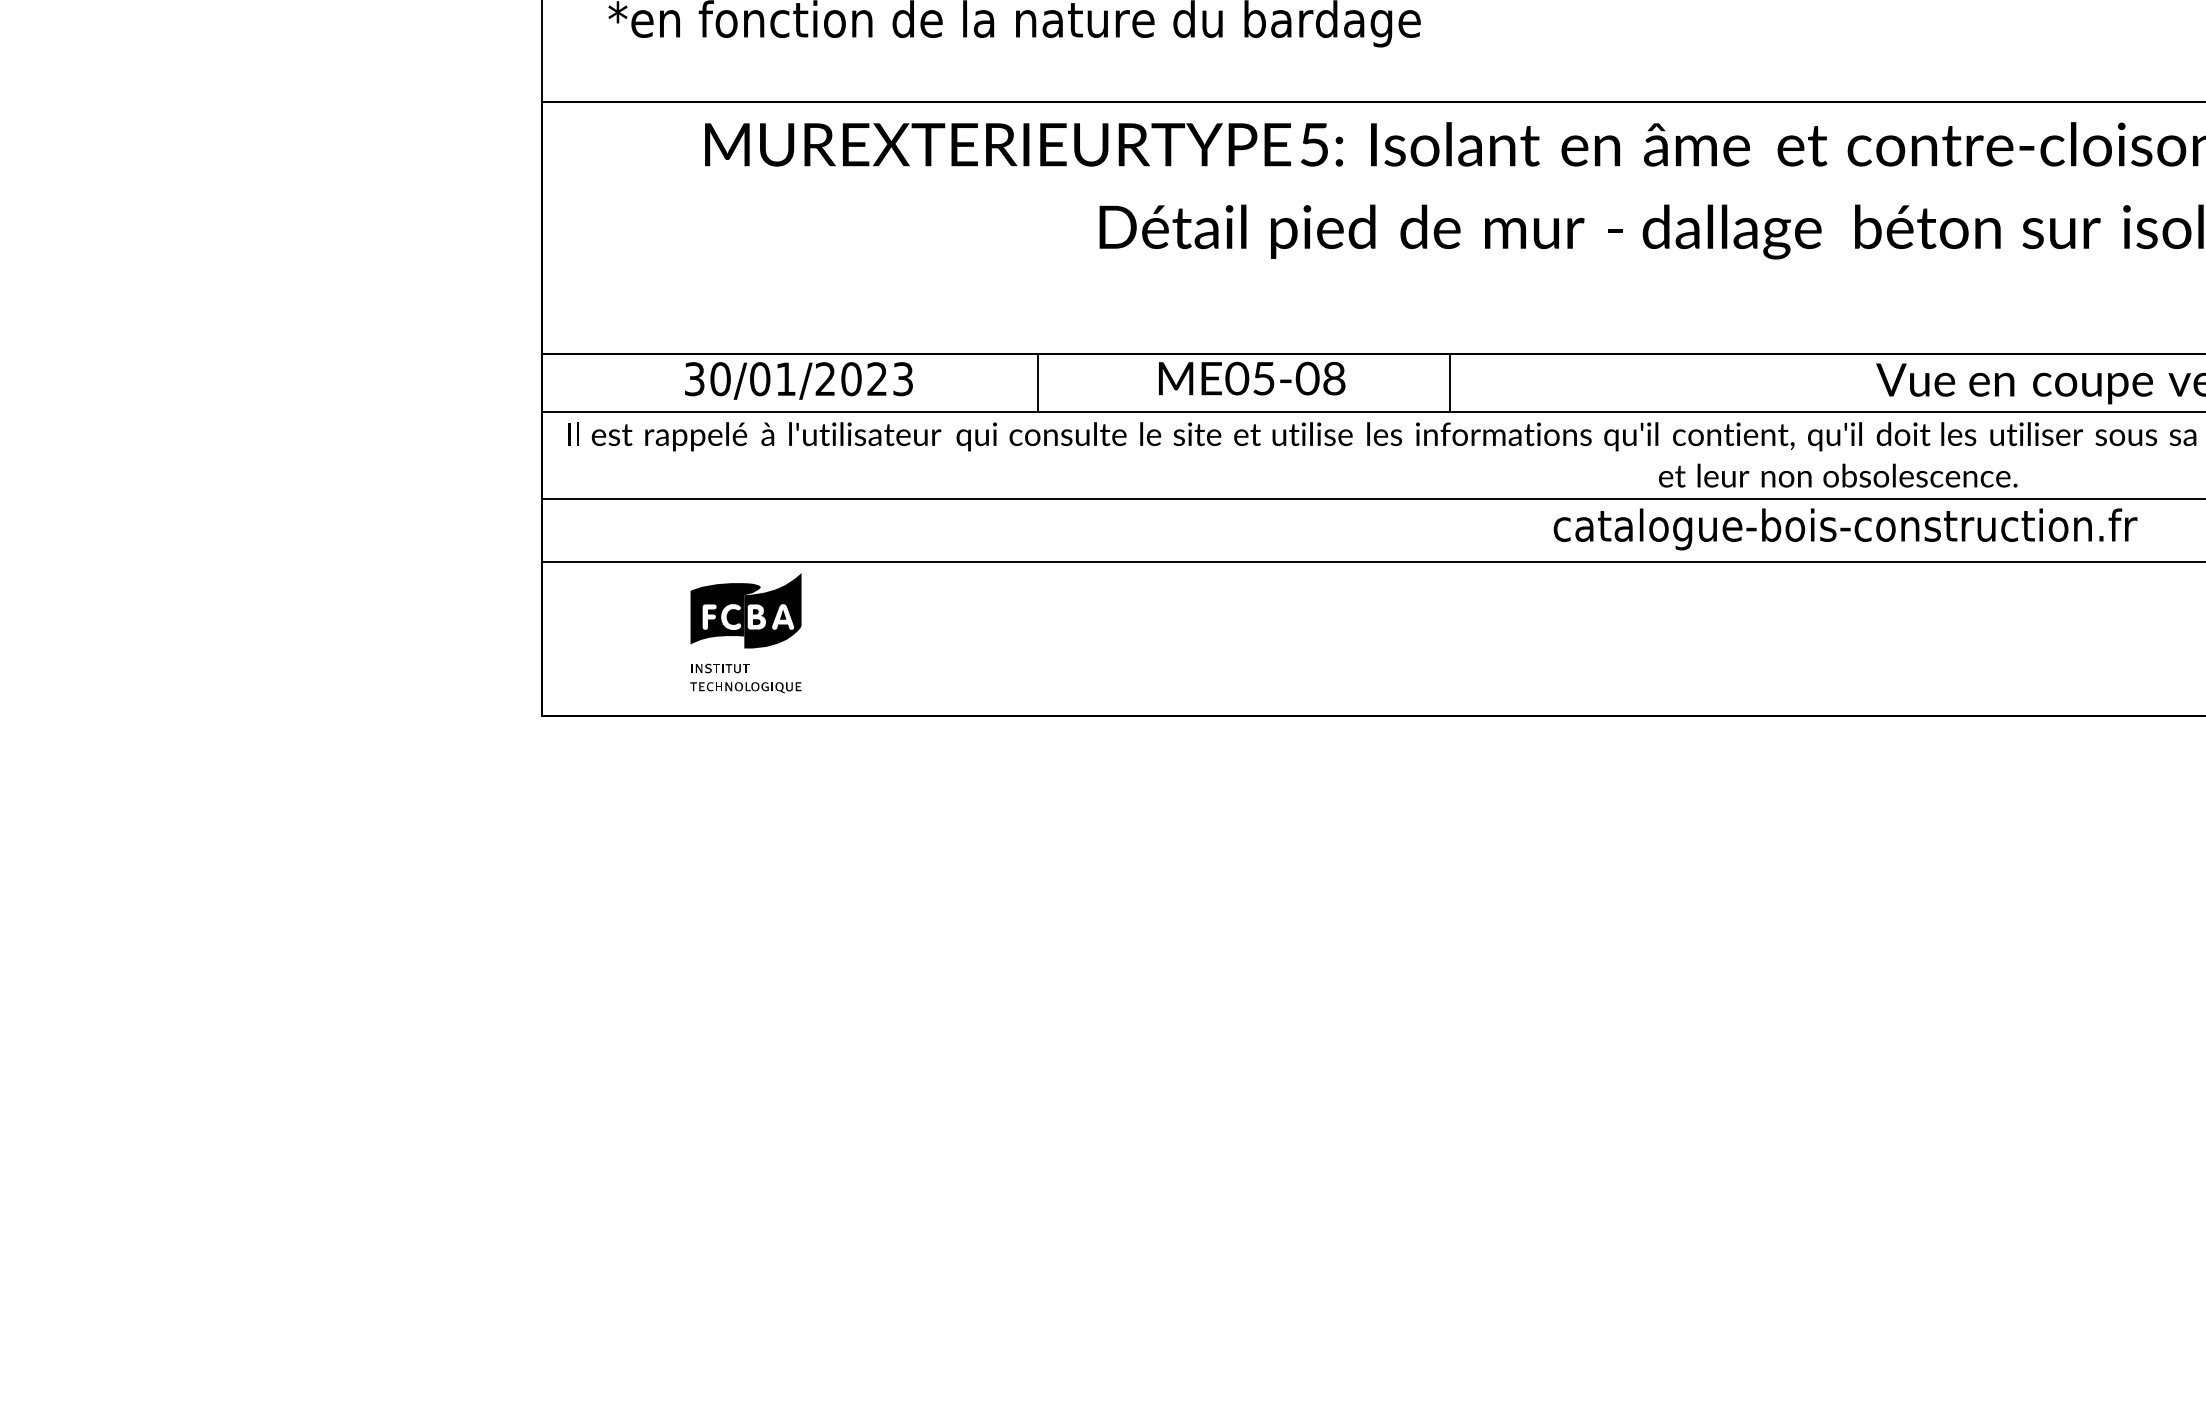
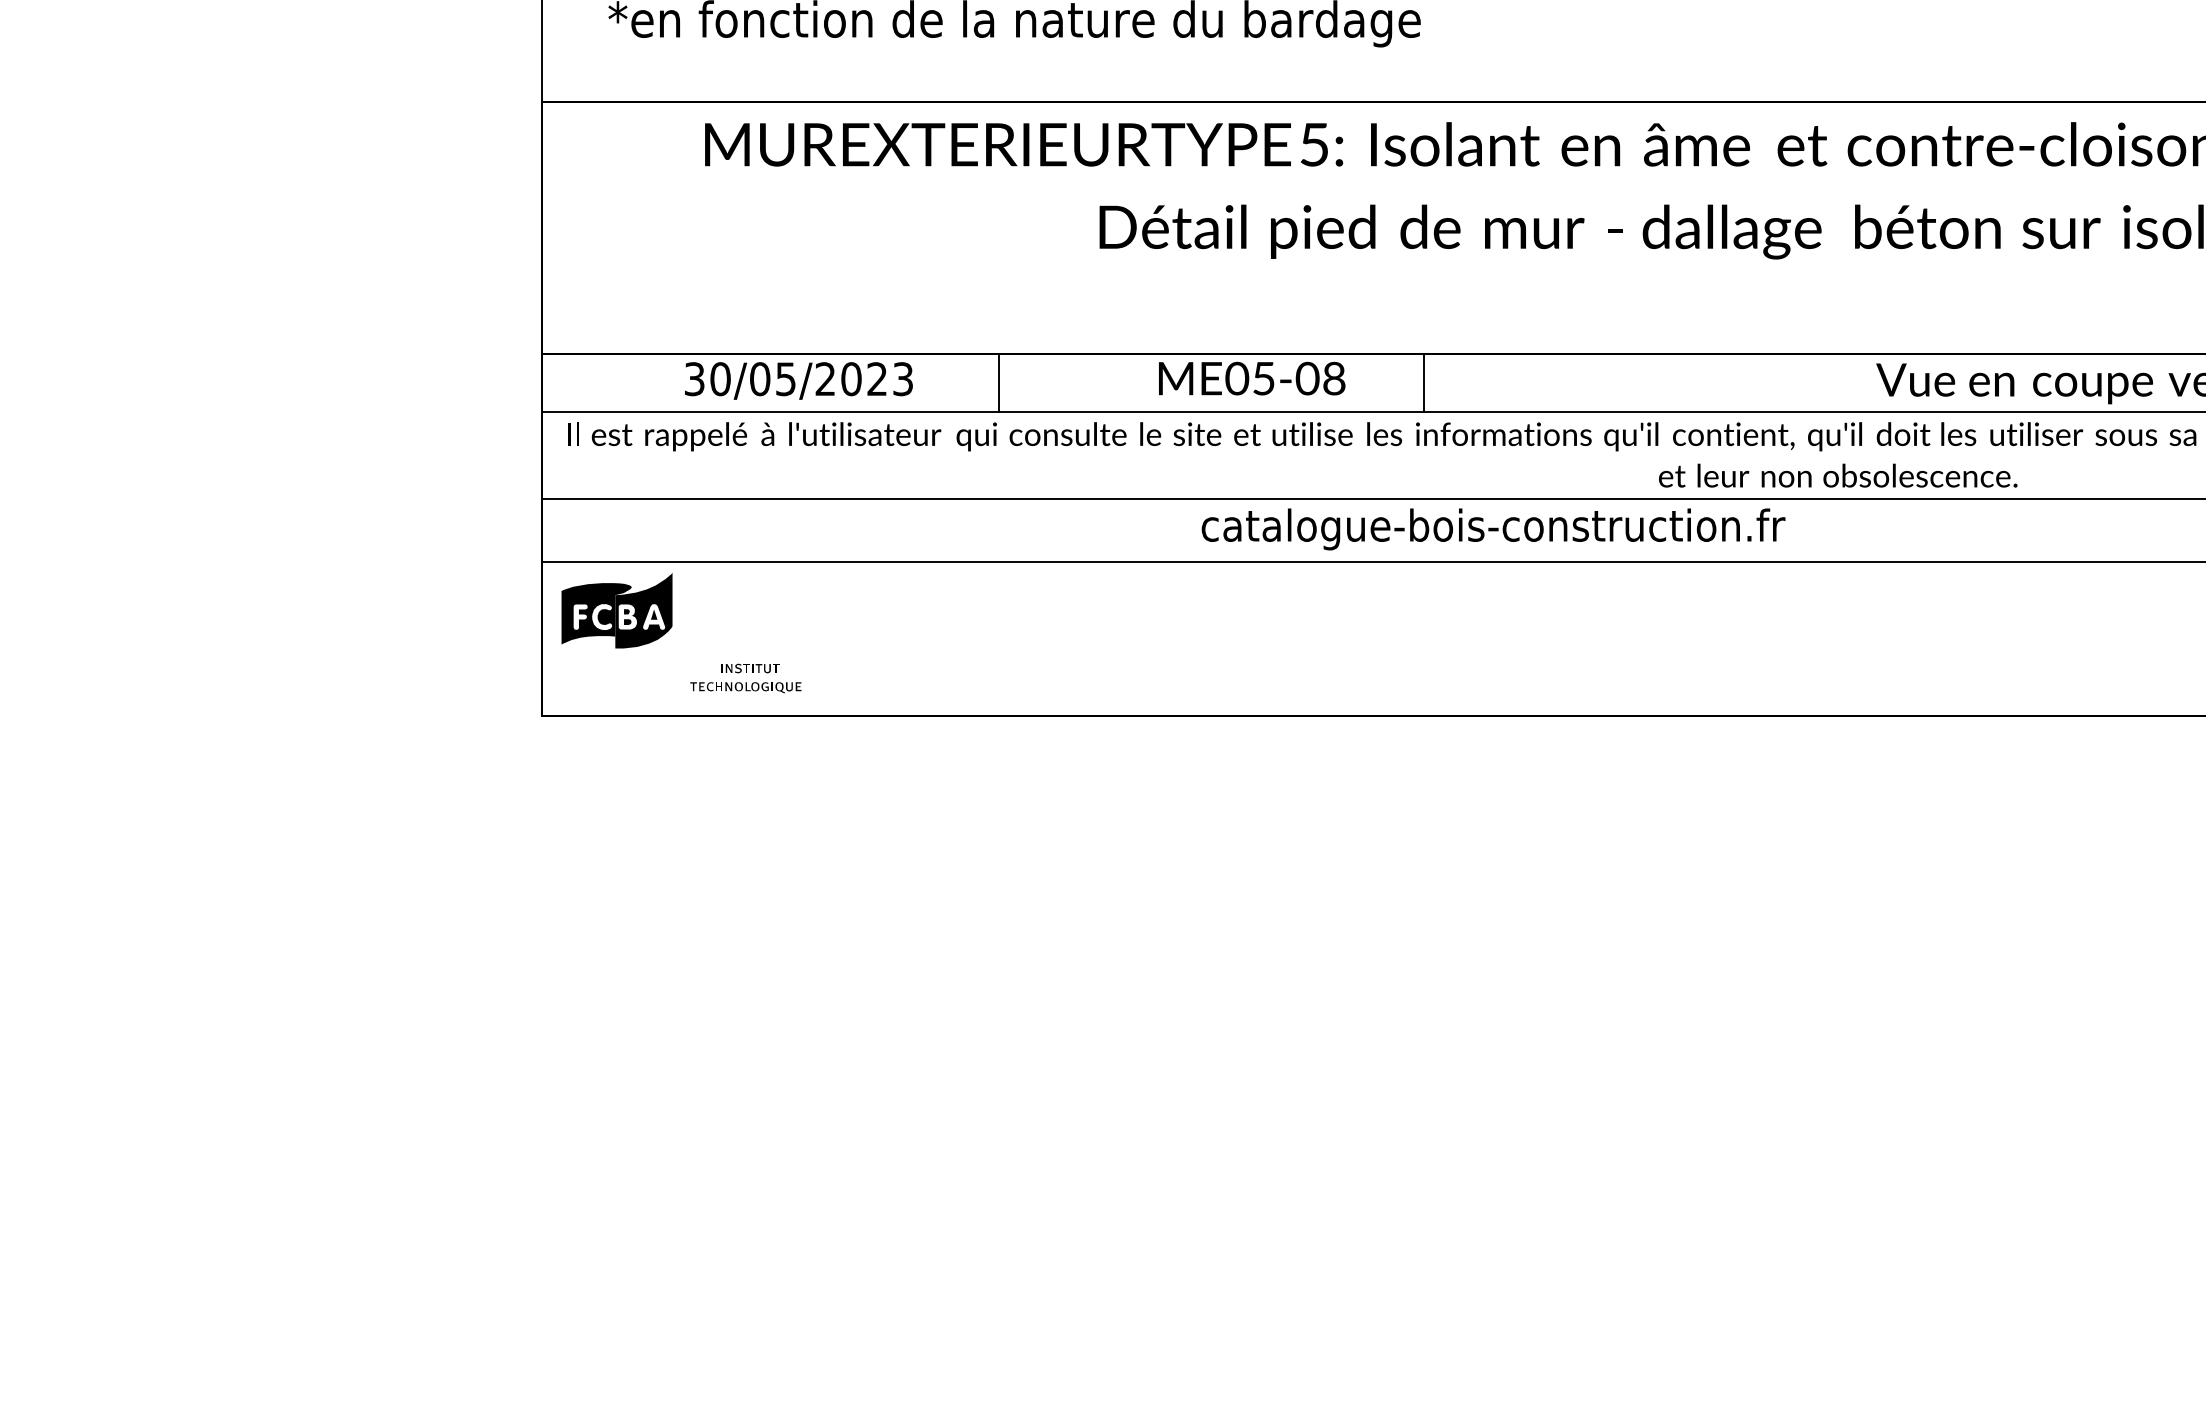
text: 30/01/2023 -> 30/05/2023 (785, 379)
line position: (1038, 382) -> (999, 382) (999, 382)
line position: (1449, 382) -> (1423, 382) (1423, 382)
text position: (1845, 529) -> (1493, 529) (1493, 529)
part position: (745, 610) -> (616, 610) (616, 610)
part position: (720, 668) -> (750, 668) (750, 668)
